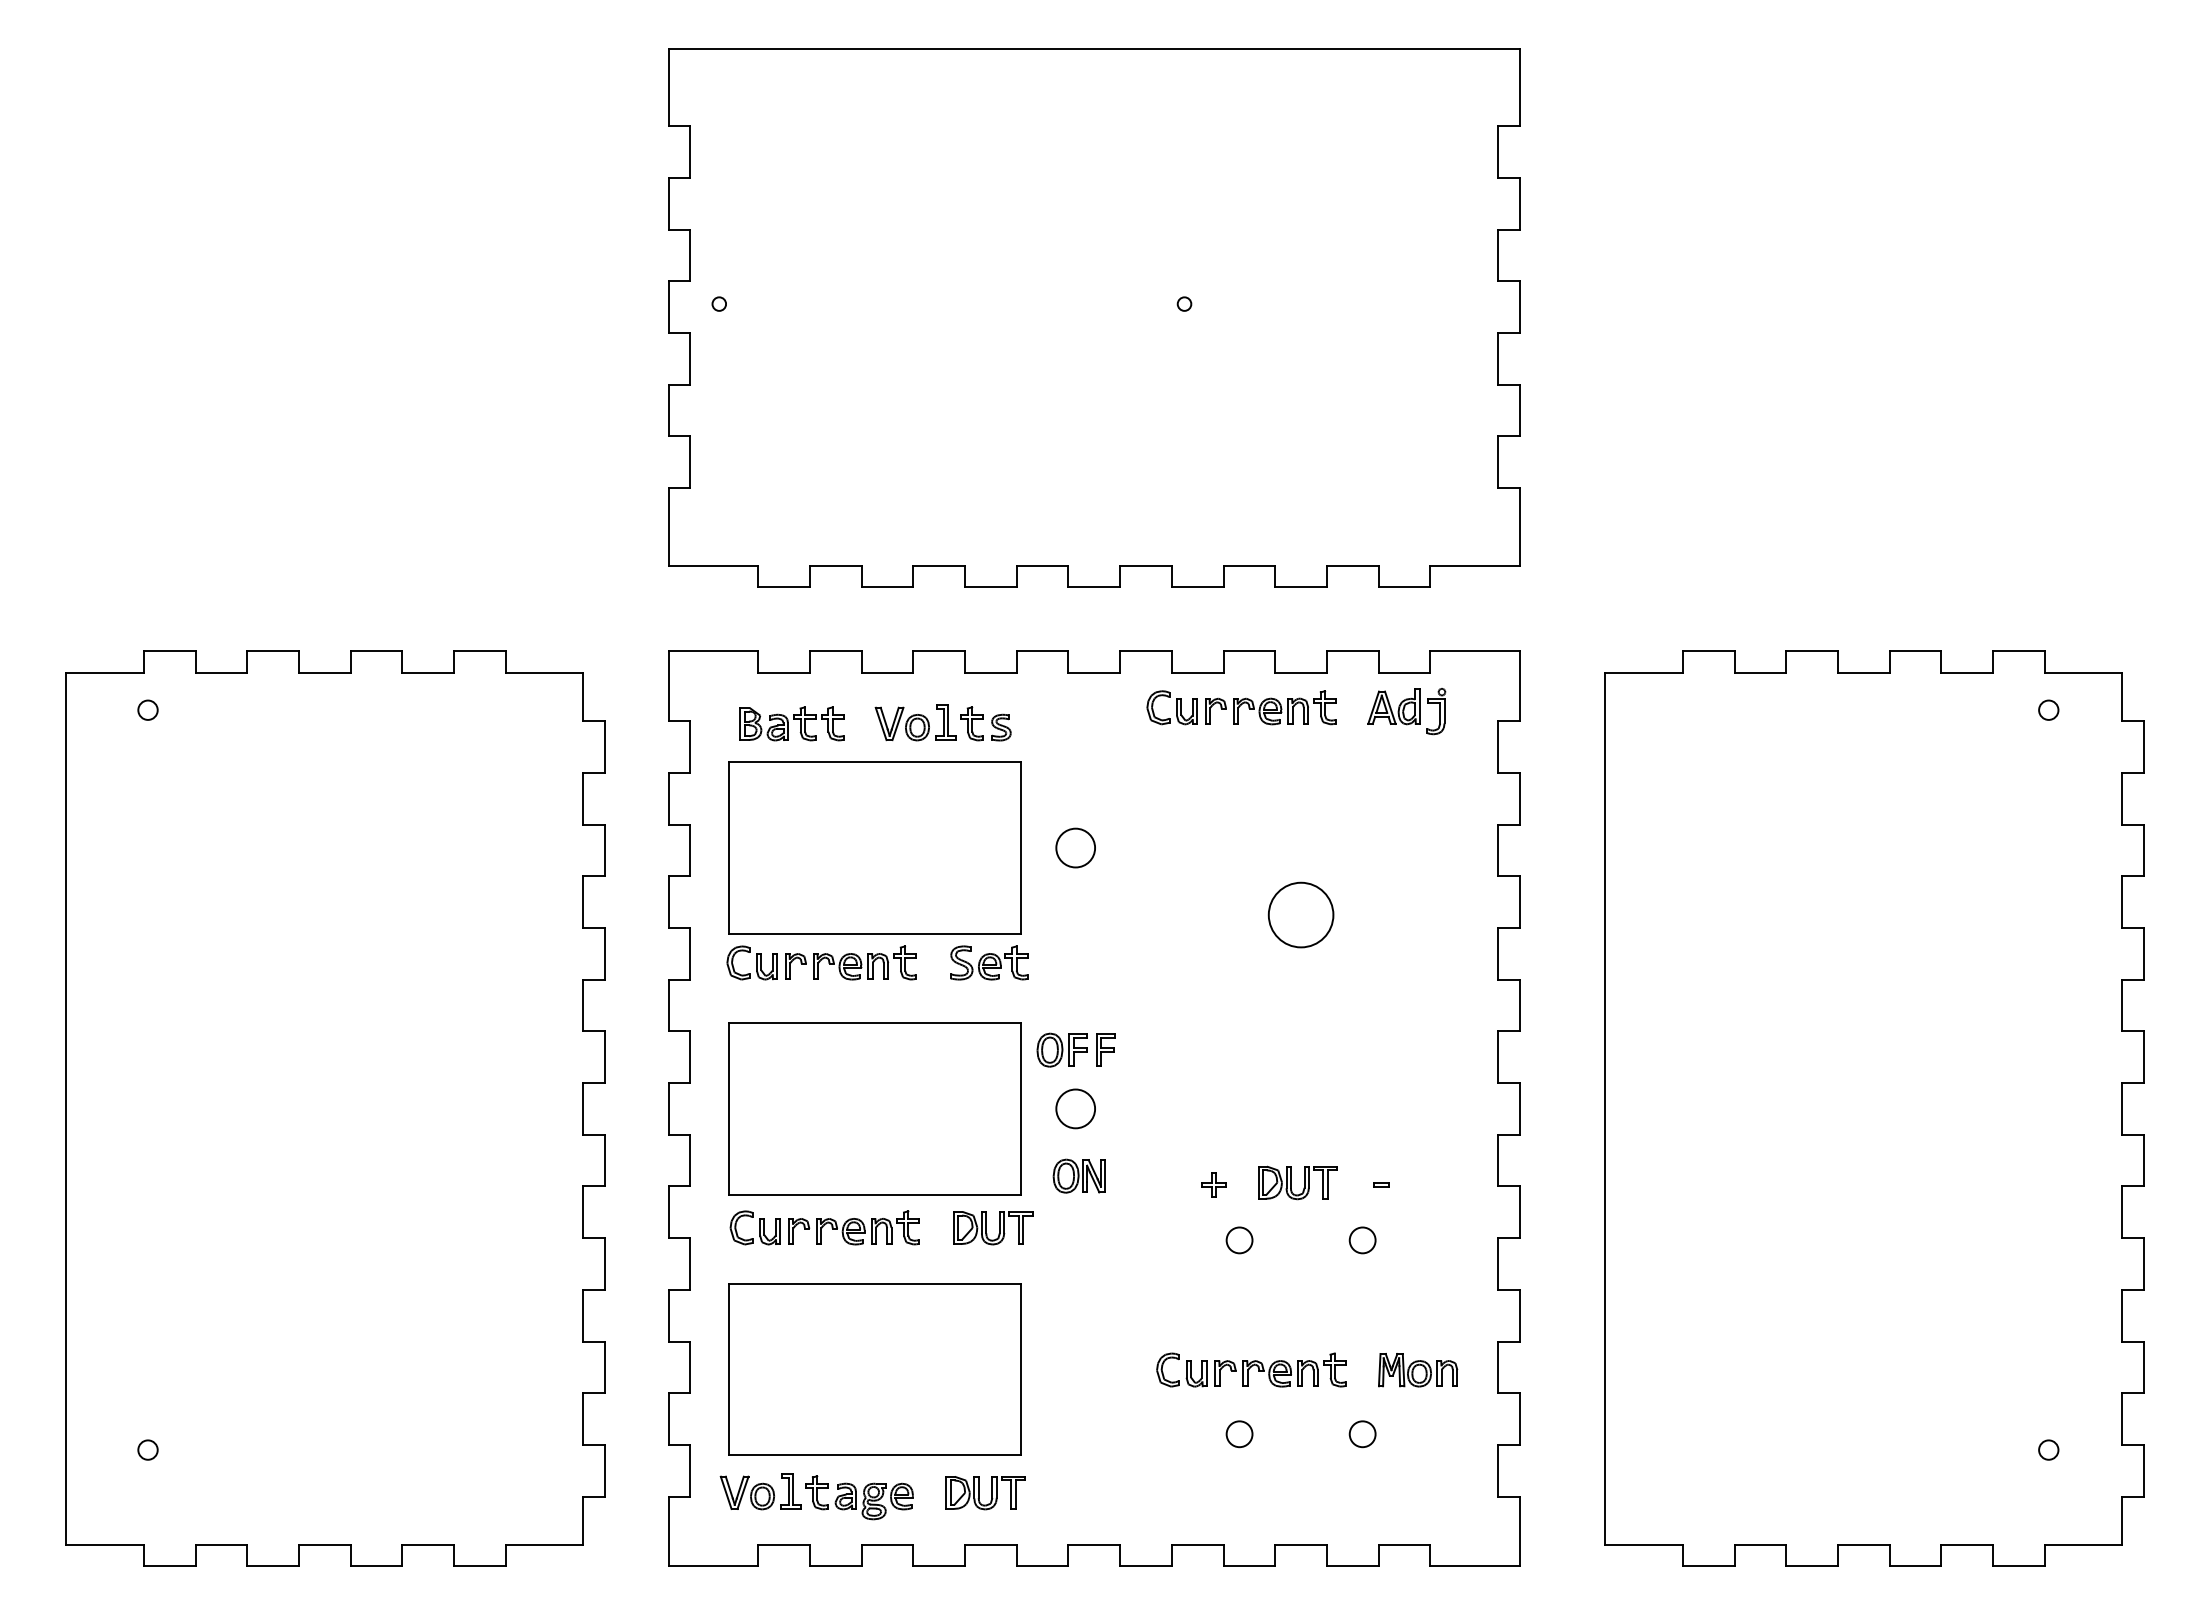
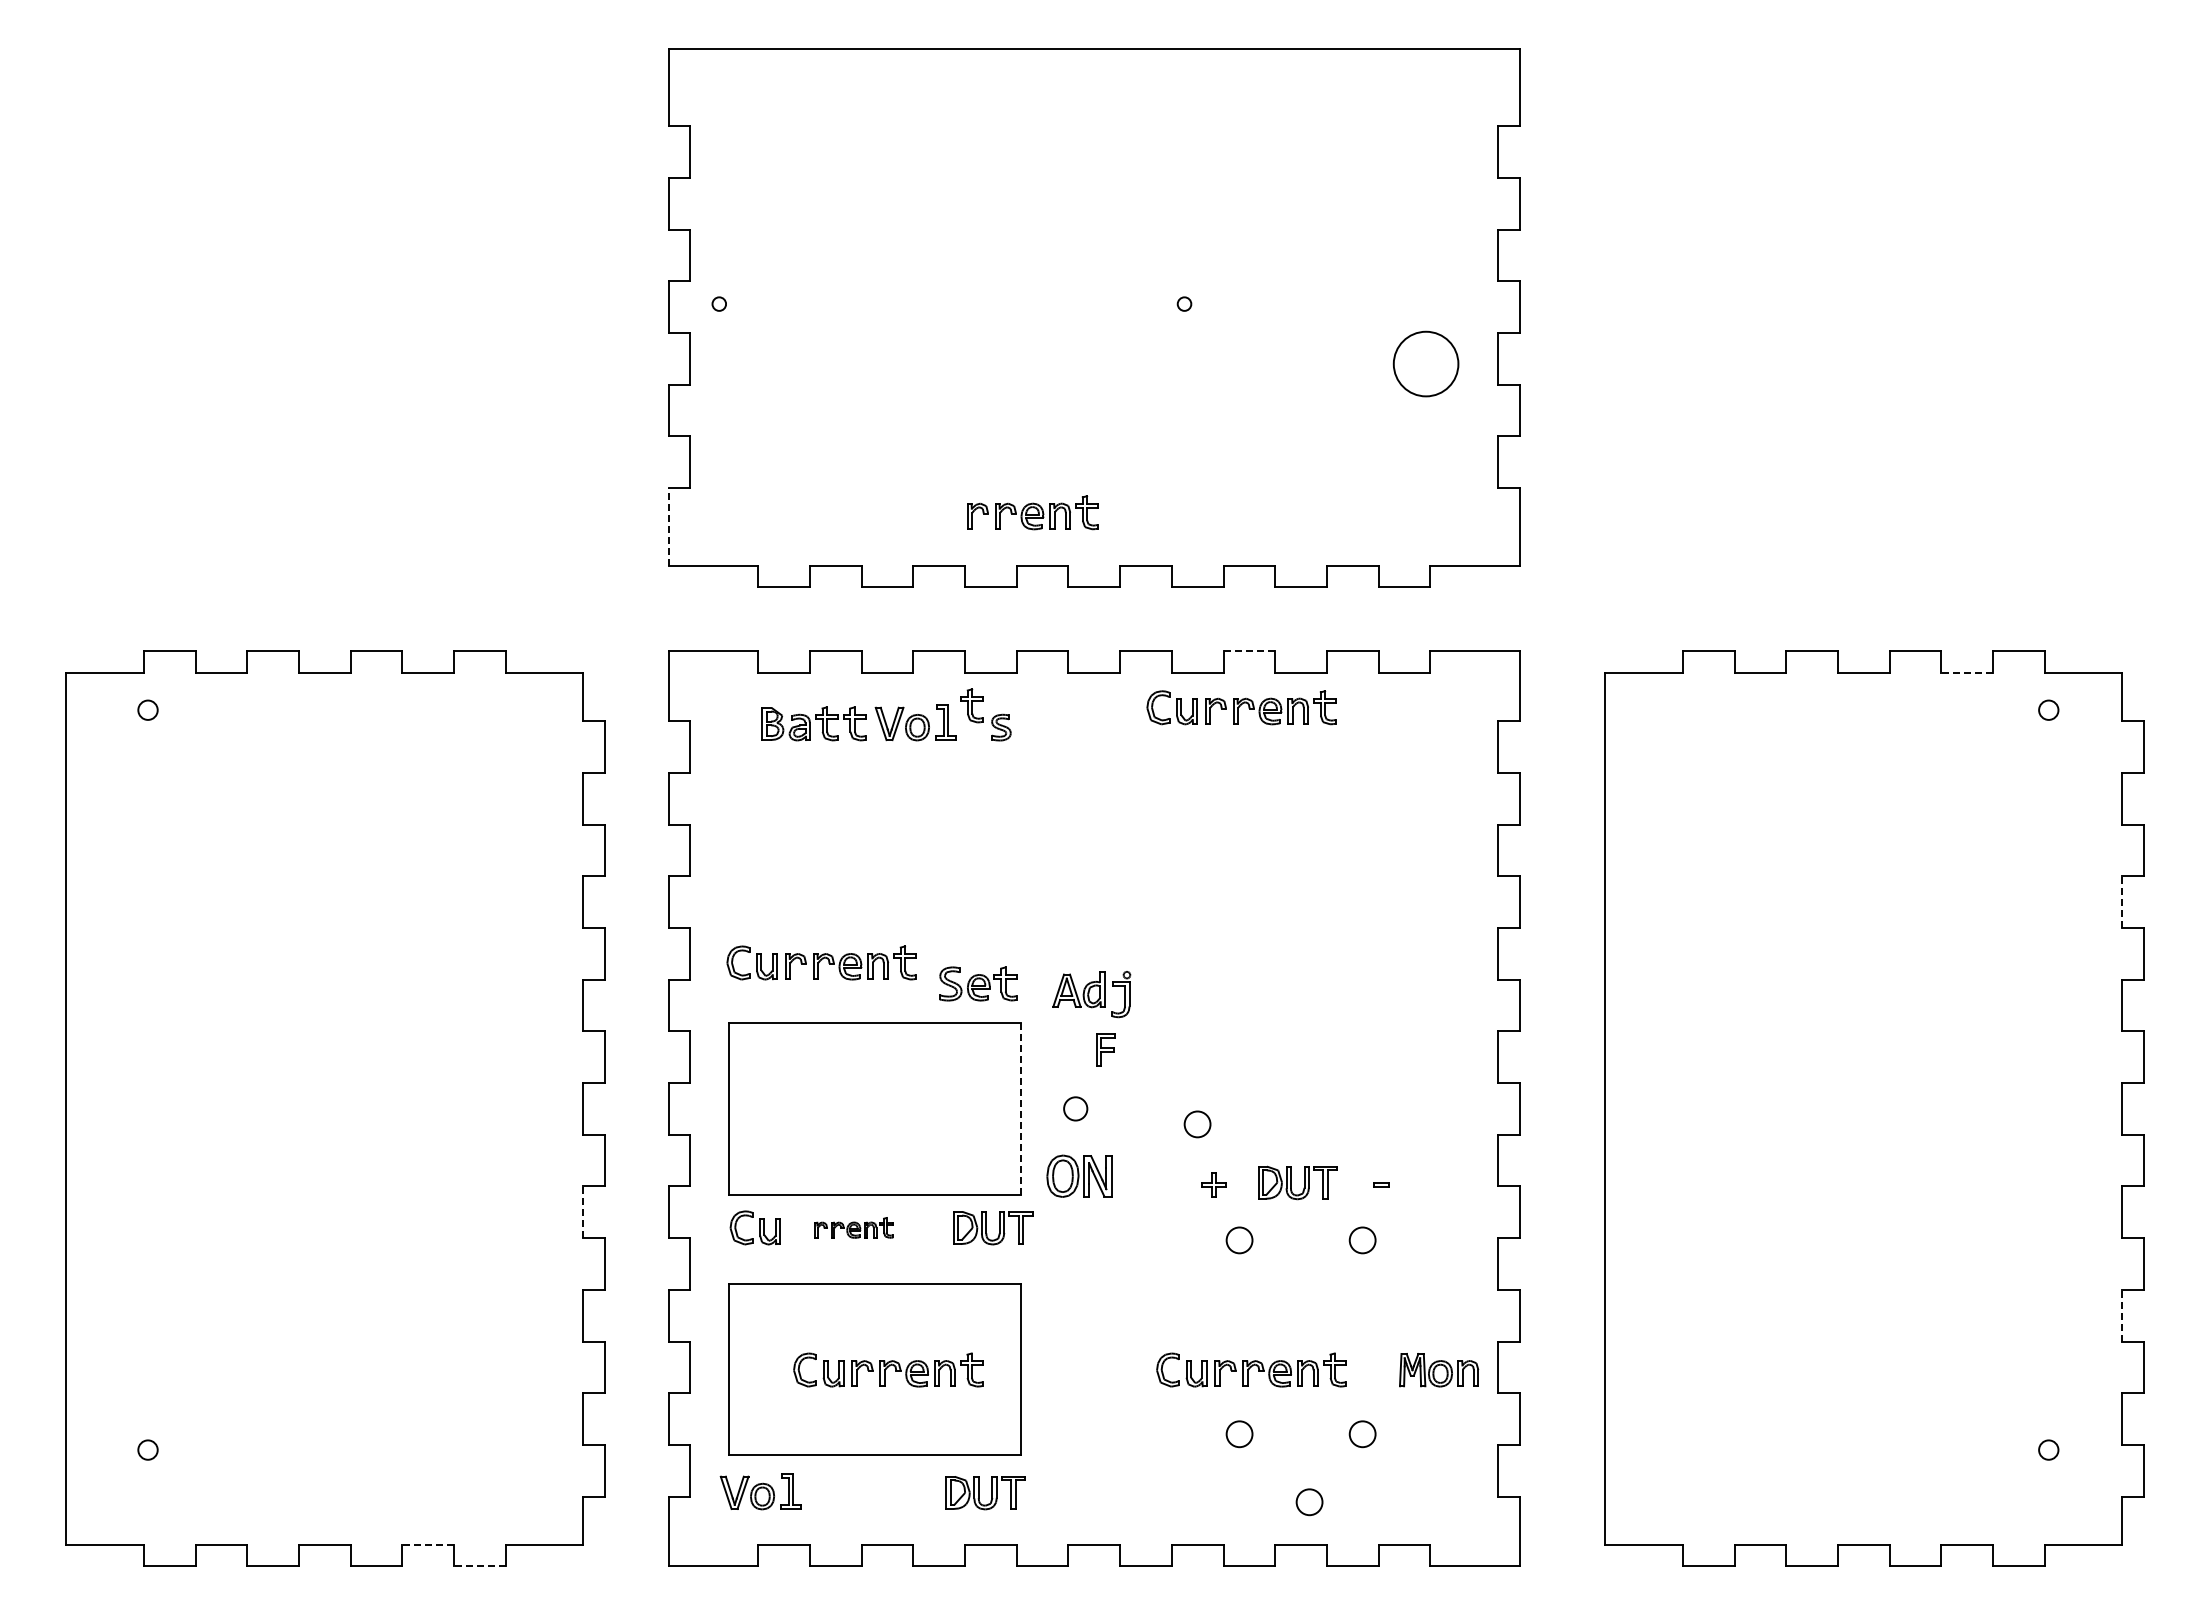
part: none -> present (1032, 512)
line: solid -> dashed (669, 526)
line: solid -> dashed (1249, 651)
line: solid -> dashed (1967, 672)
part position: (1406, 711) -> (1091, 994) (1091, 994)
part position: (791, 723) -> (813, 723) (813, 723)
part position: (971, 723) -> (971, 705) (971, 705)
part: present -> none (874, 847)
circle: present -> none (1075, 847)
line: solid -> dashed (2122, 902)
circle position: (1300, 914) -> (1425, 363) (1425, 363)
part position: (989, 962) -> (978, 983) (978, 983)
part: present -> none (1061, 1049)
line: solid -> dashed (1020, 1108)
circle diameter: 39 px -> 23 px (1075, 1108)
circle: none -> present (1197, 1124)
part size: 54x36 px -> 67x44 px (1079, 1175)
line: solid -> dashed (583, 1212)
part size: 132x36 px -> 80x22 px (853, 1227)
line: solid -> dashed (2122, 1315)
part: none -> present (888, 1369)
part position: (1418, 1370) -> (1439, 1370) (1439, 1370)
part: present -> none (859, 1497)
circle: none -> present (1309, 1502)
line: solid -> dashed (428, 1545)
line: solid -> dashed (479, 1566)
